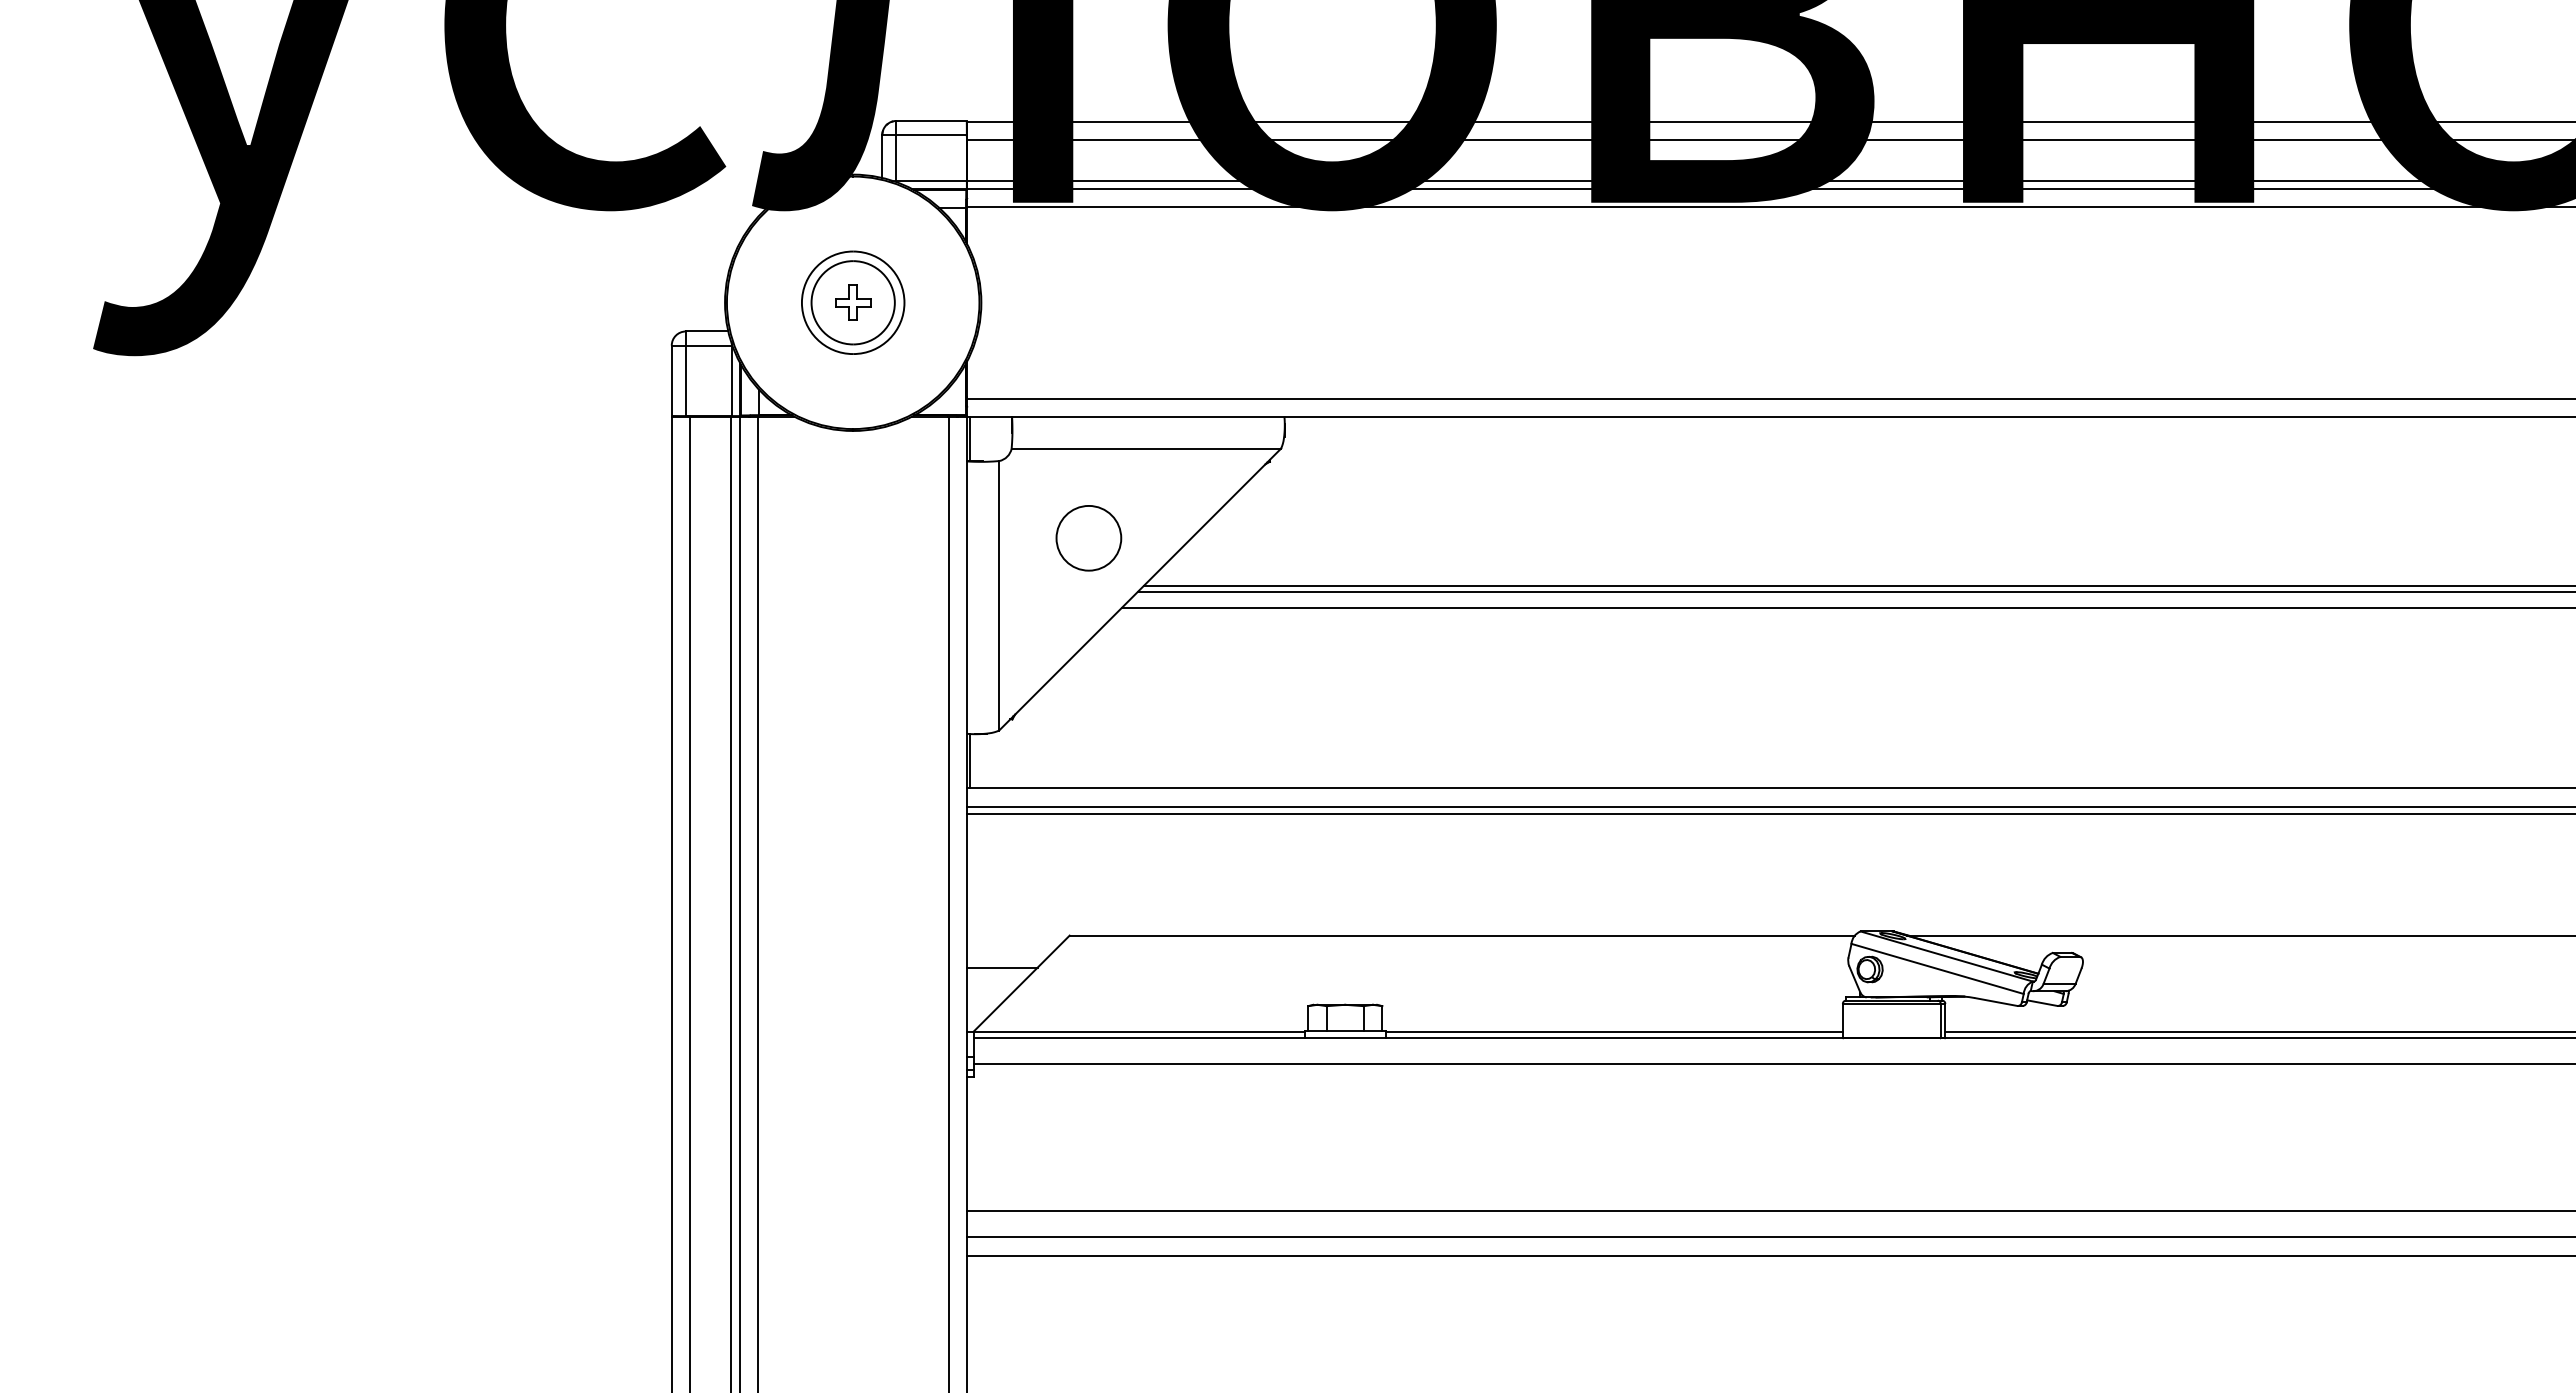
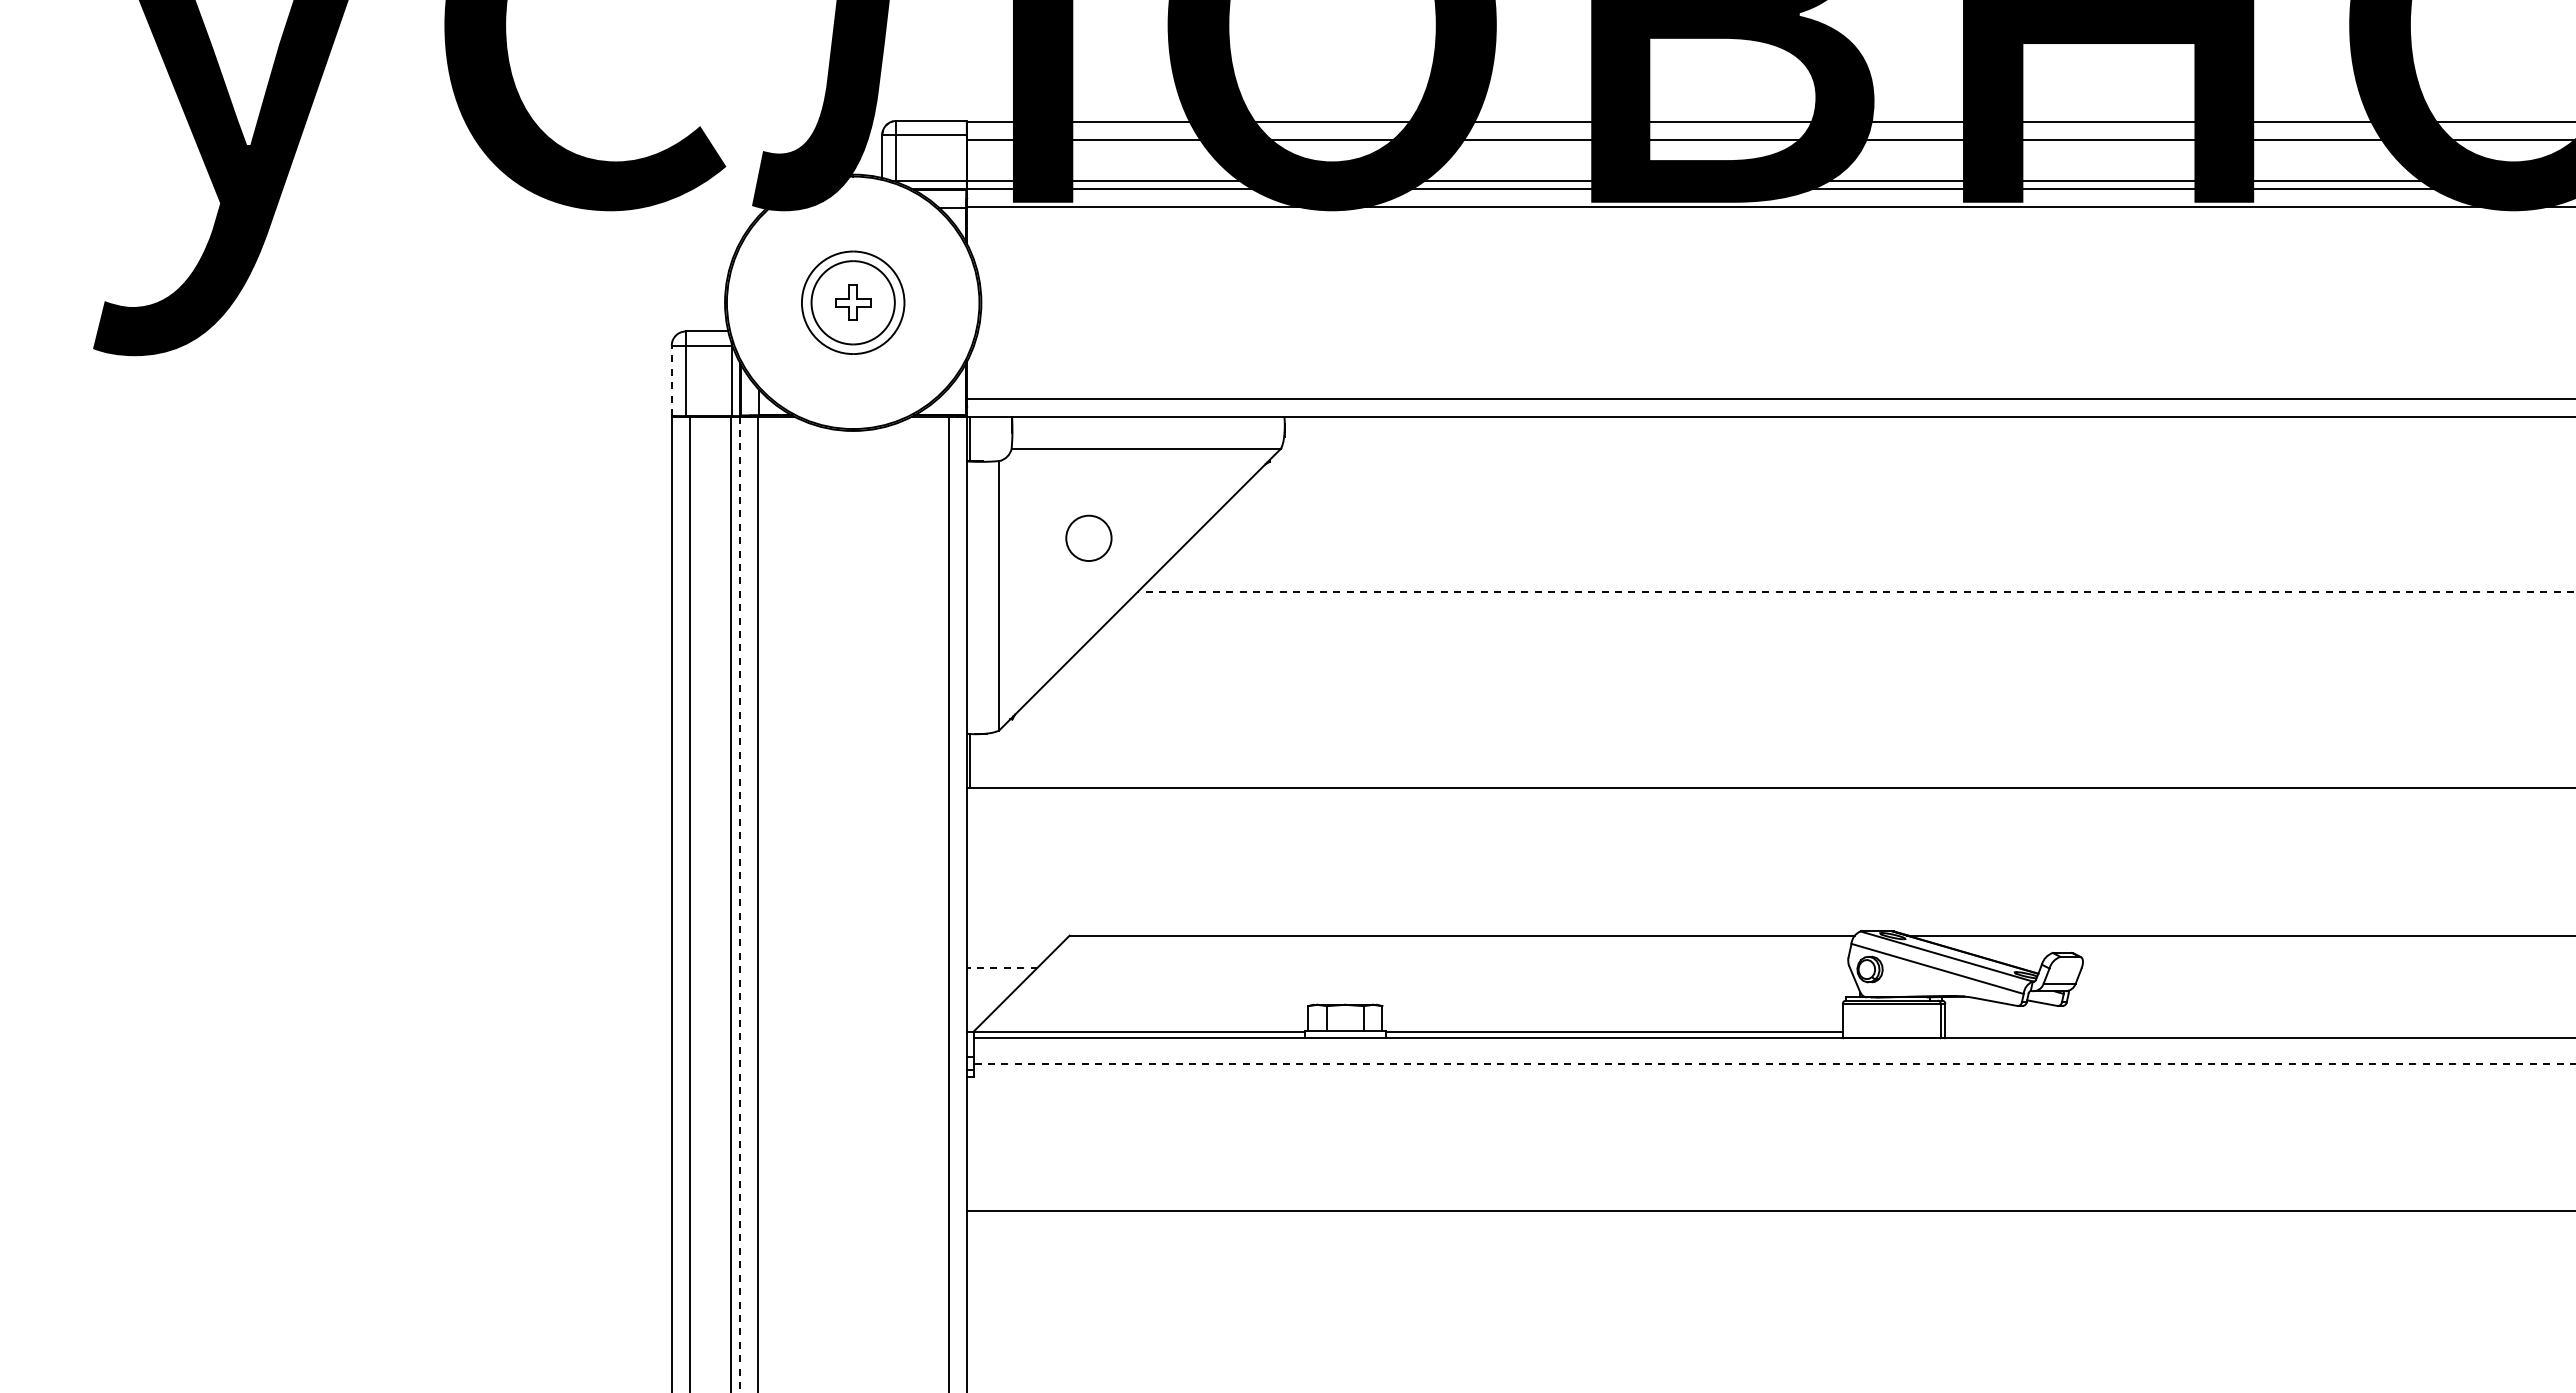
line: solid -> dashed (671, 380)
circle size: 68x67 px -> 48x48 px (1088, 537)
line: present -> none (1858, 585)
line: solid -> dashed (1856, 592)
line: present -> none (1847, 607)
line: present -> none (1769, 807)
line: present -> none (1769, 813)
line: solid -> dashed (739, 904)
line: solid -> dashed (1001, 967)
line: present -> none (2258, 1031)
line: solid -> dashed (1774, 1063)
line: present -> none (1769, 1236)
line: present -> none (1769, 1256)
